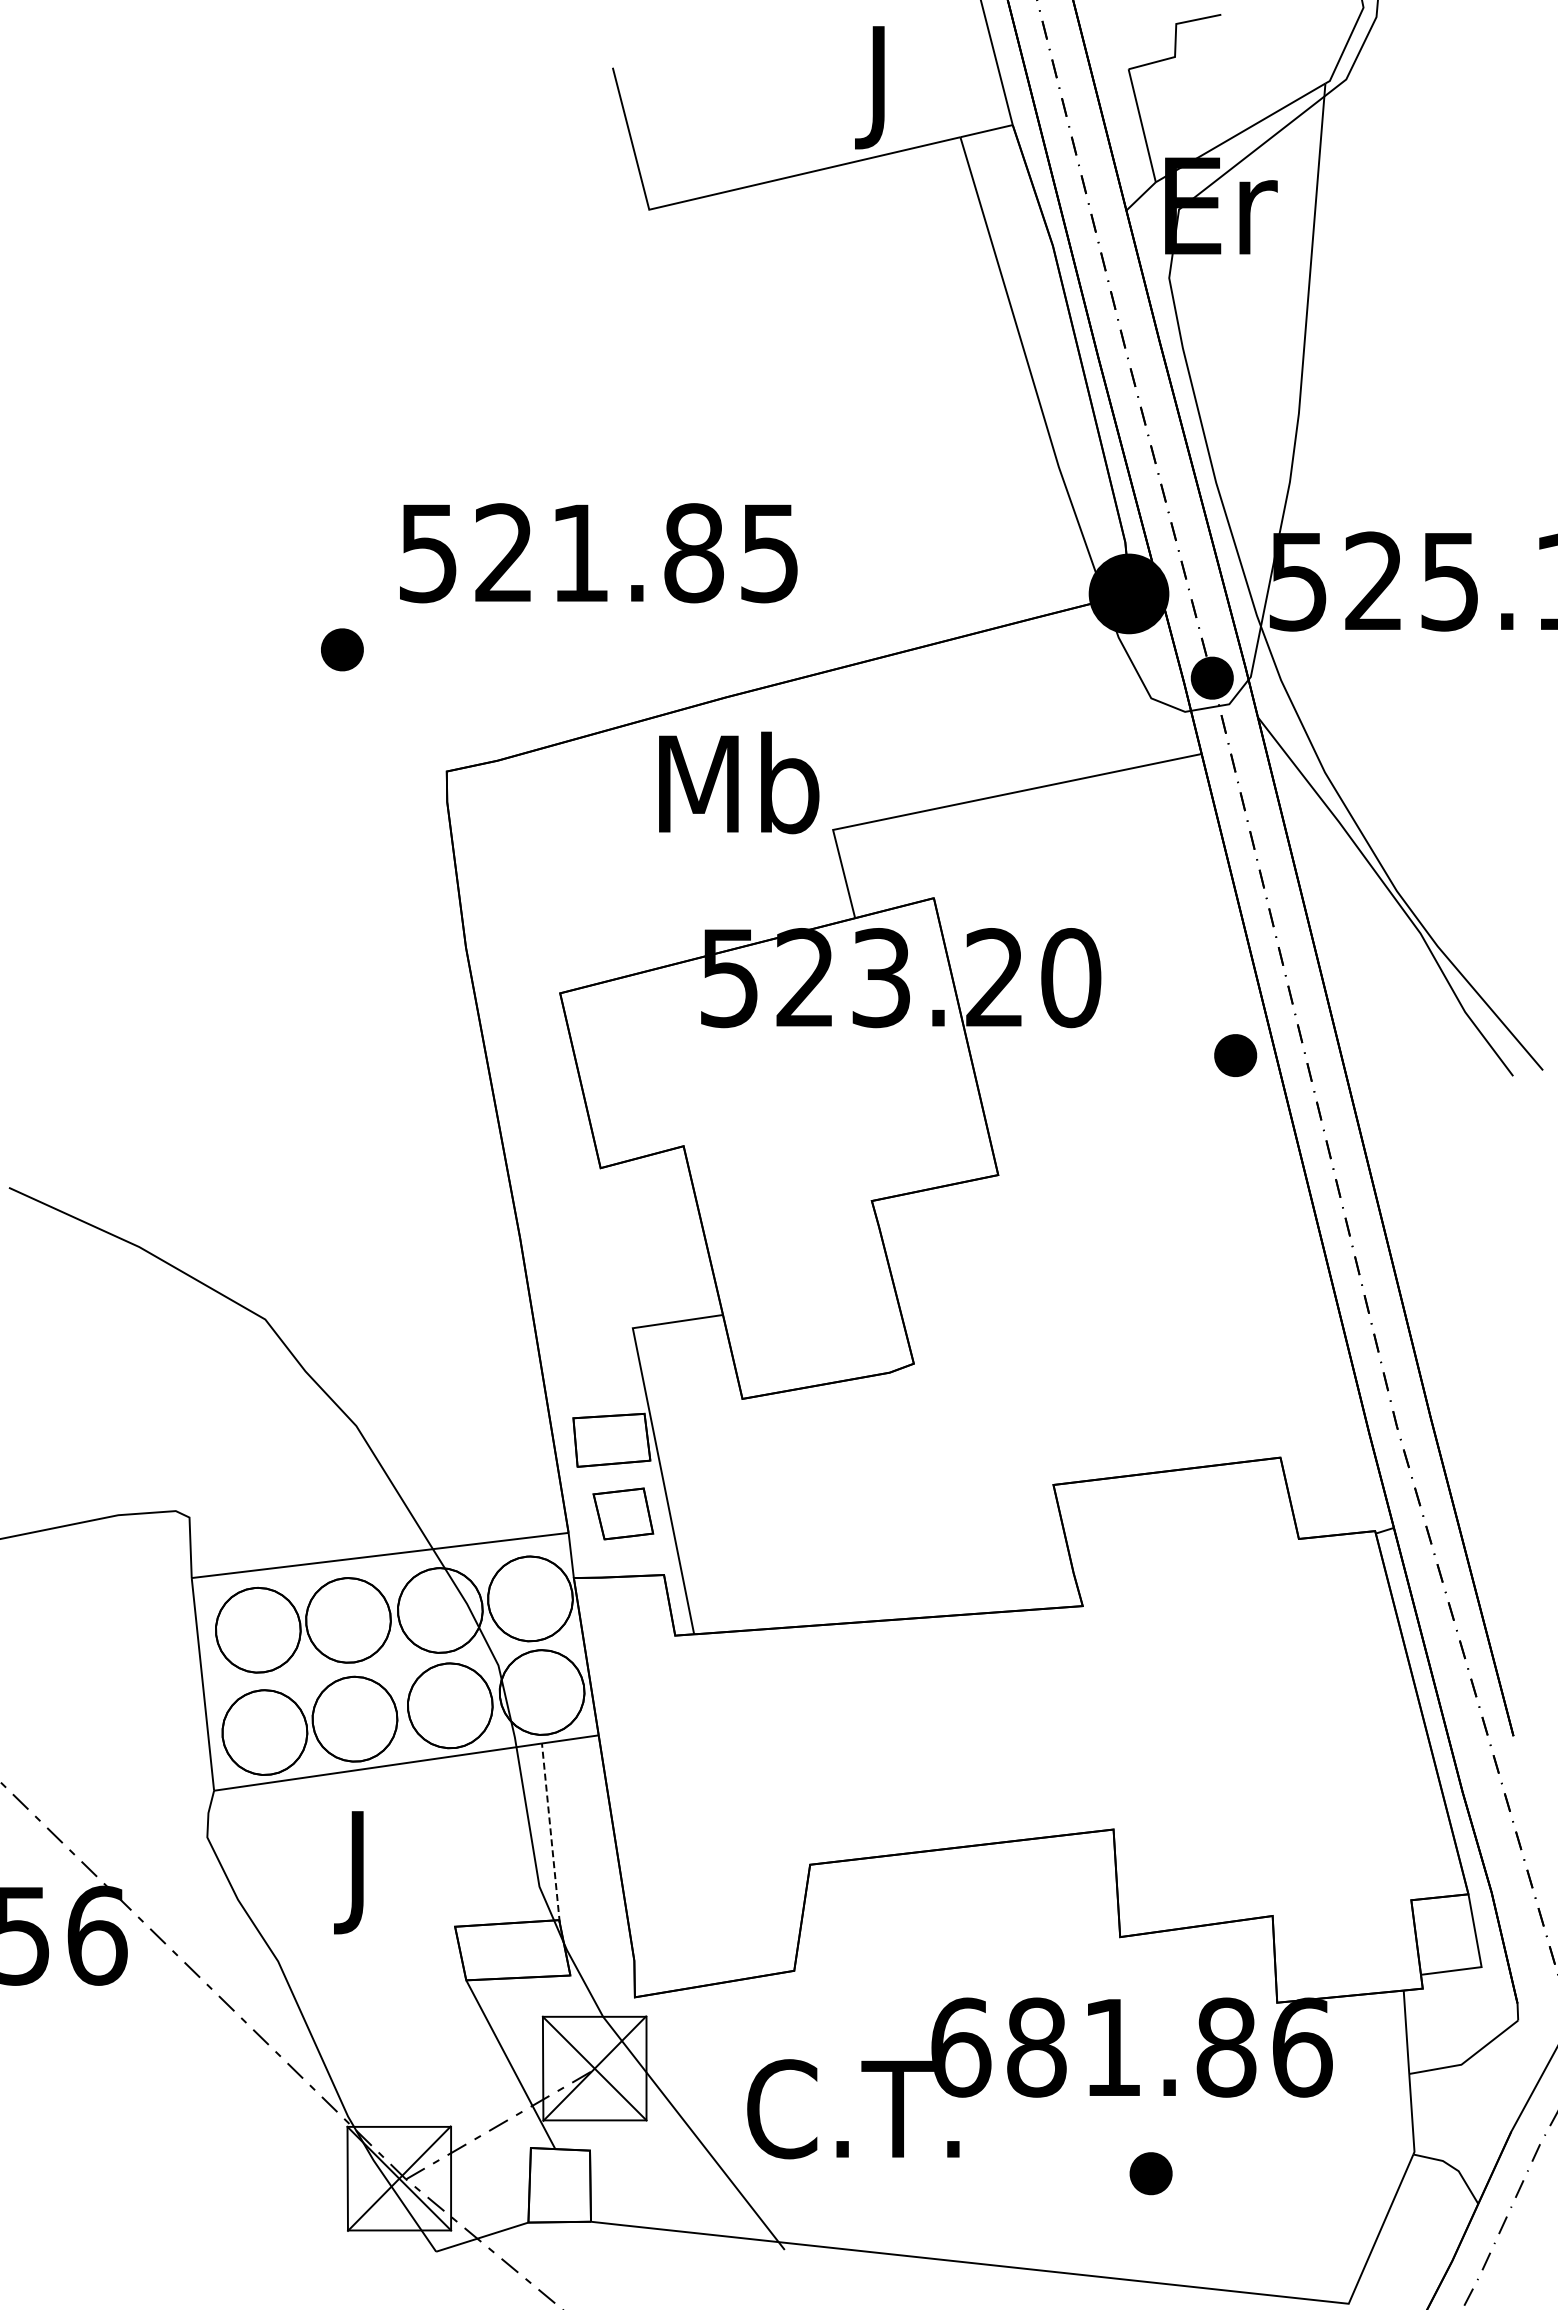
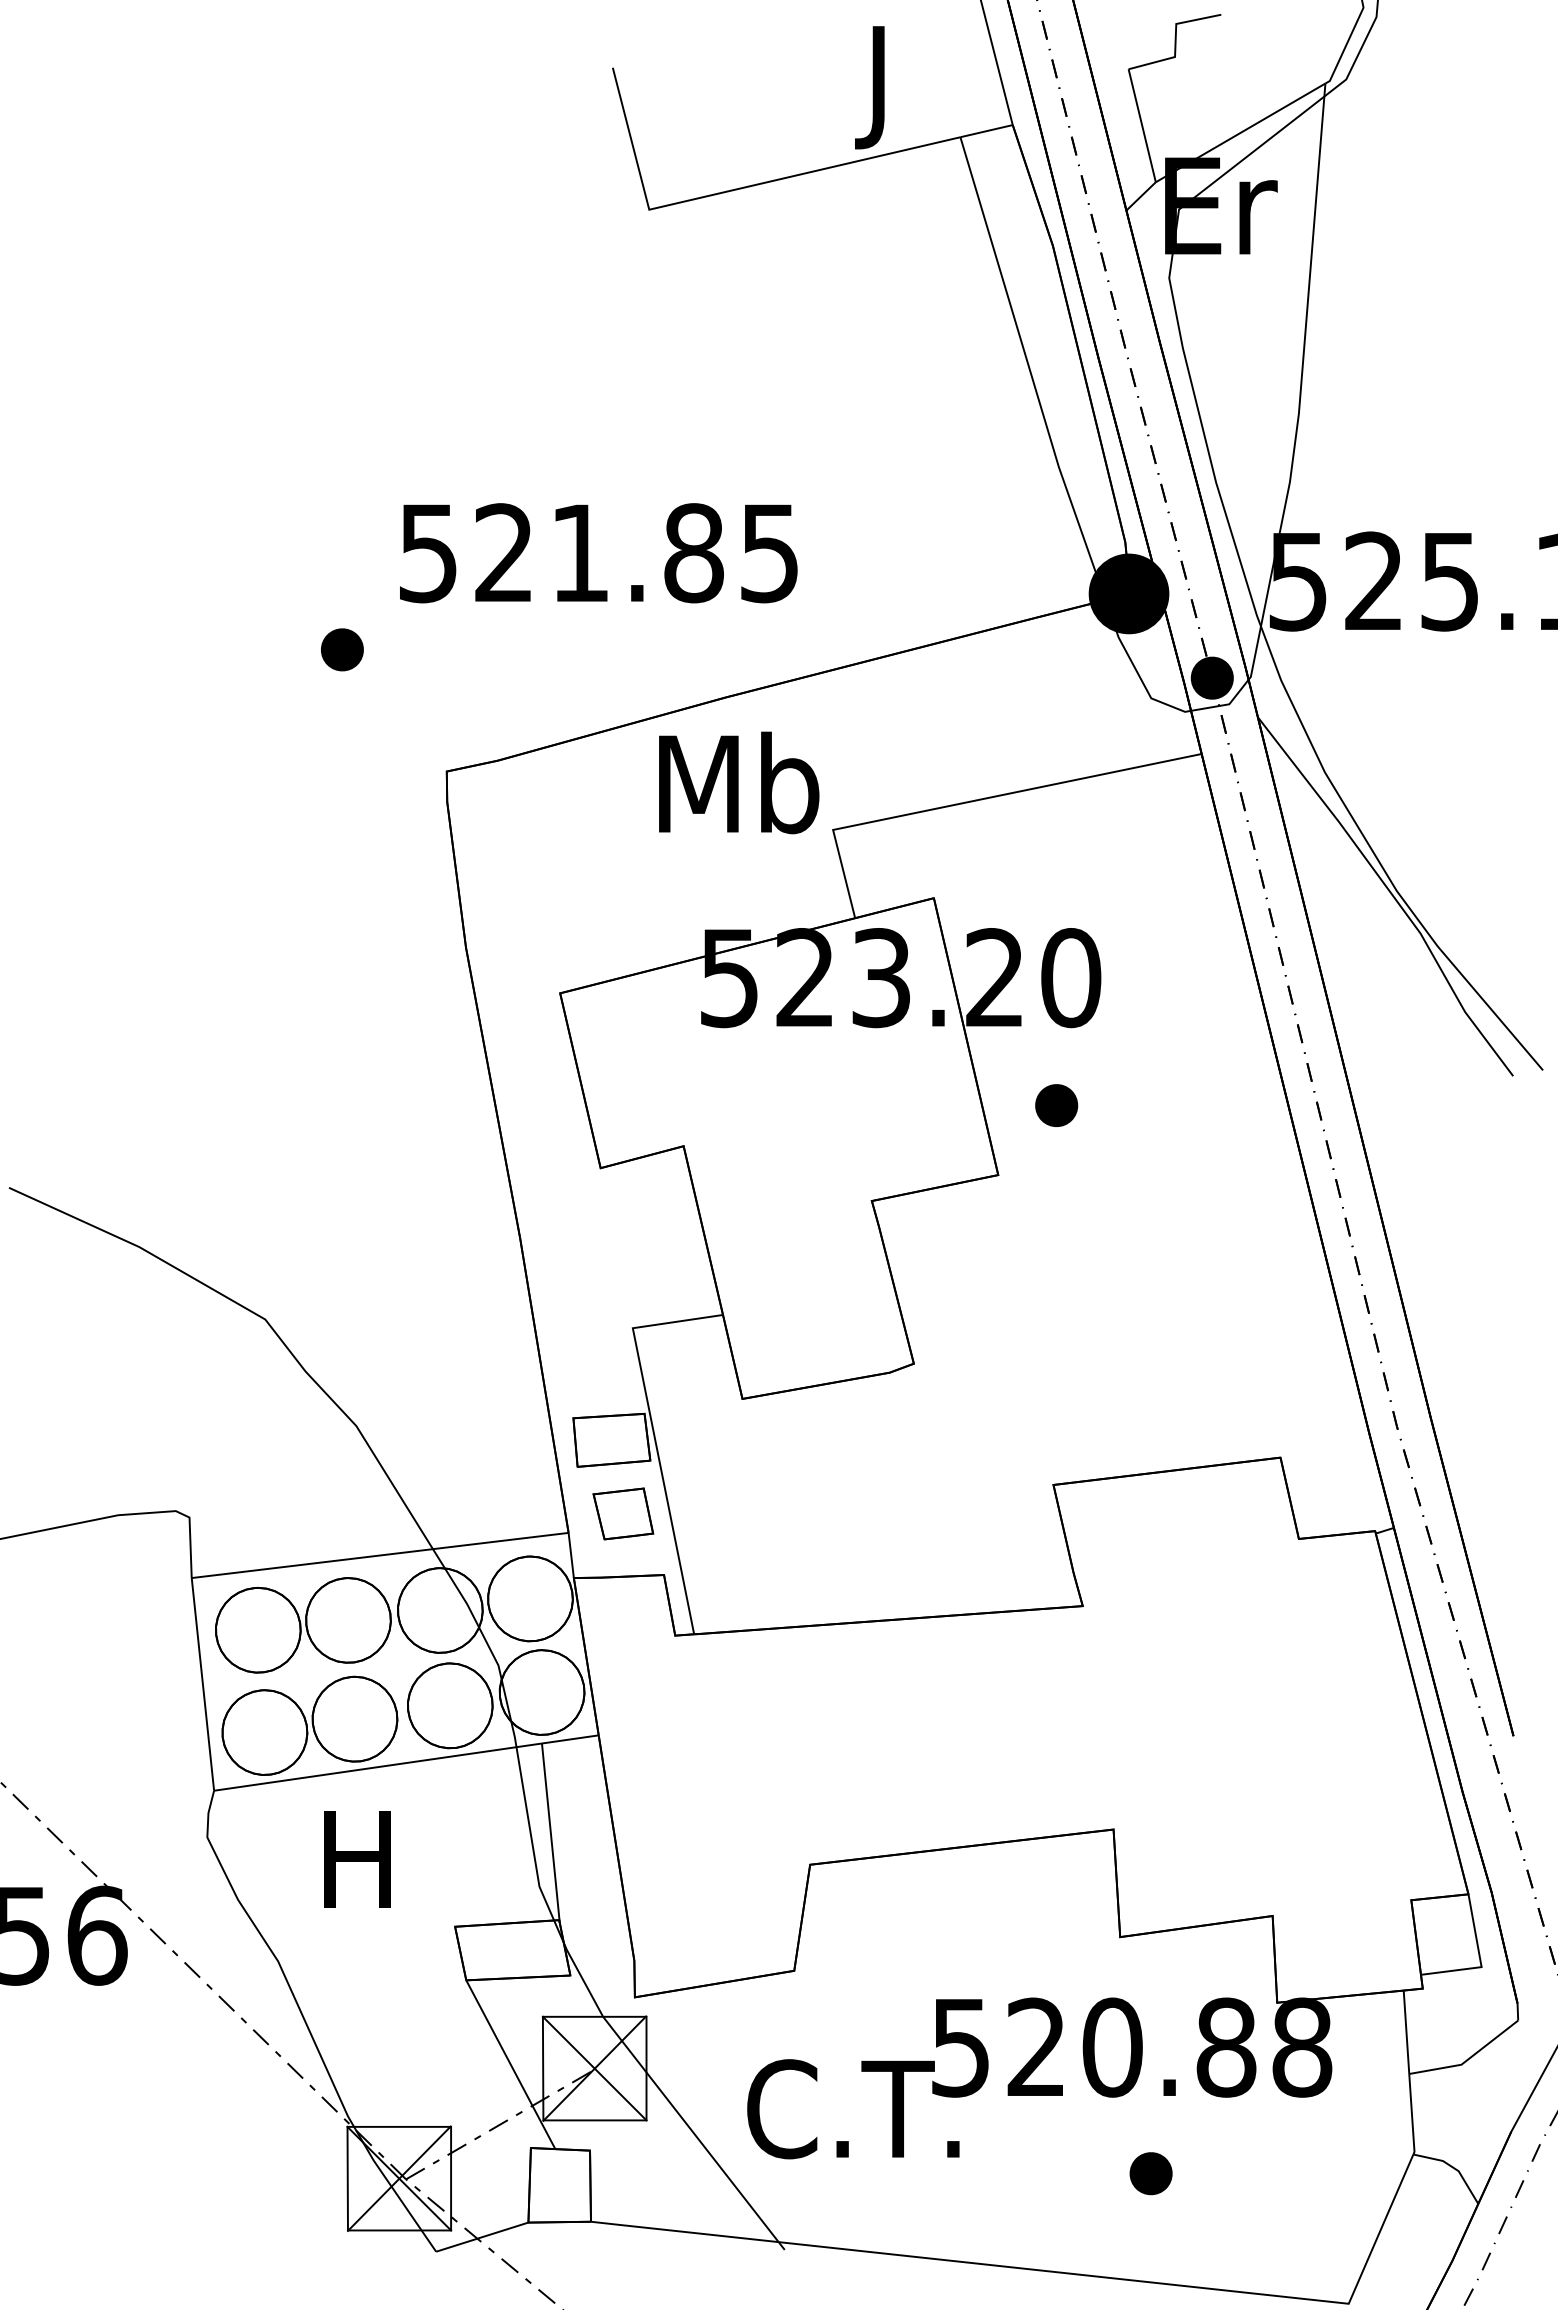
part position: (1235, 1055) -> (1056, 1105) (1056, 1105)
line: dashed -> solid (550, 1832)
text: J -> H (357, 1872)
text: 681.86 -> 520.88 (1131, 2047)
